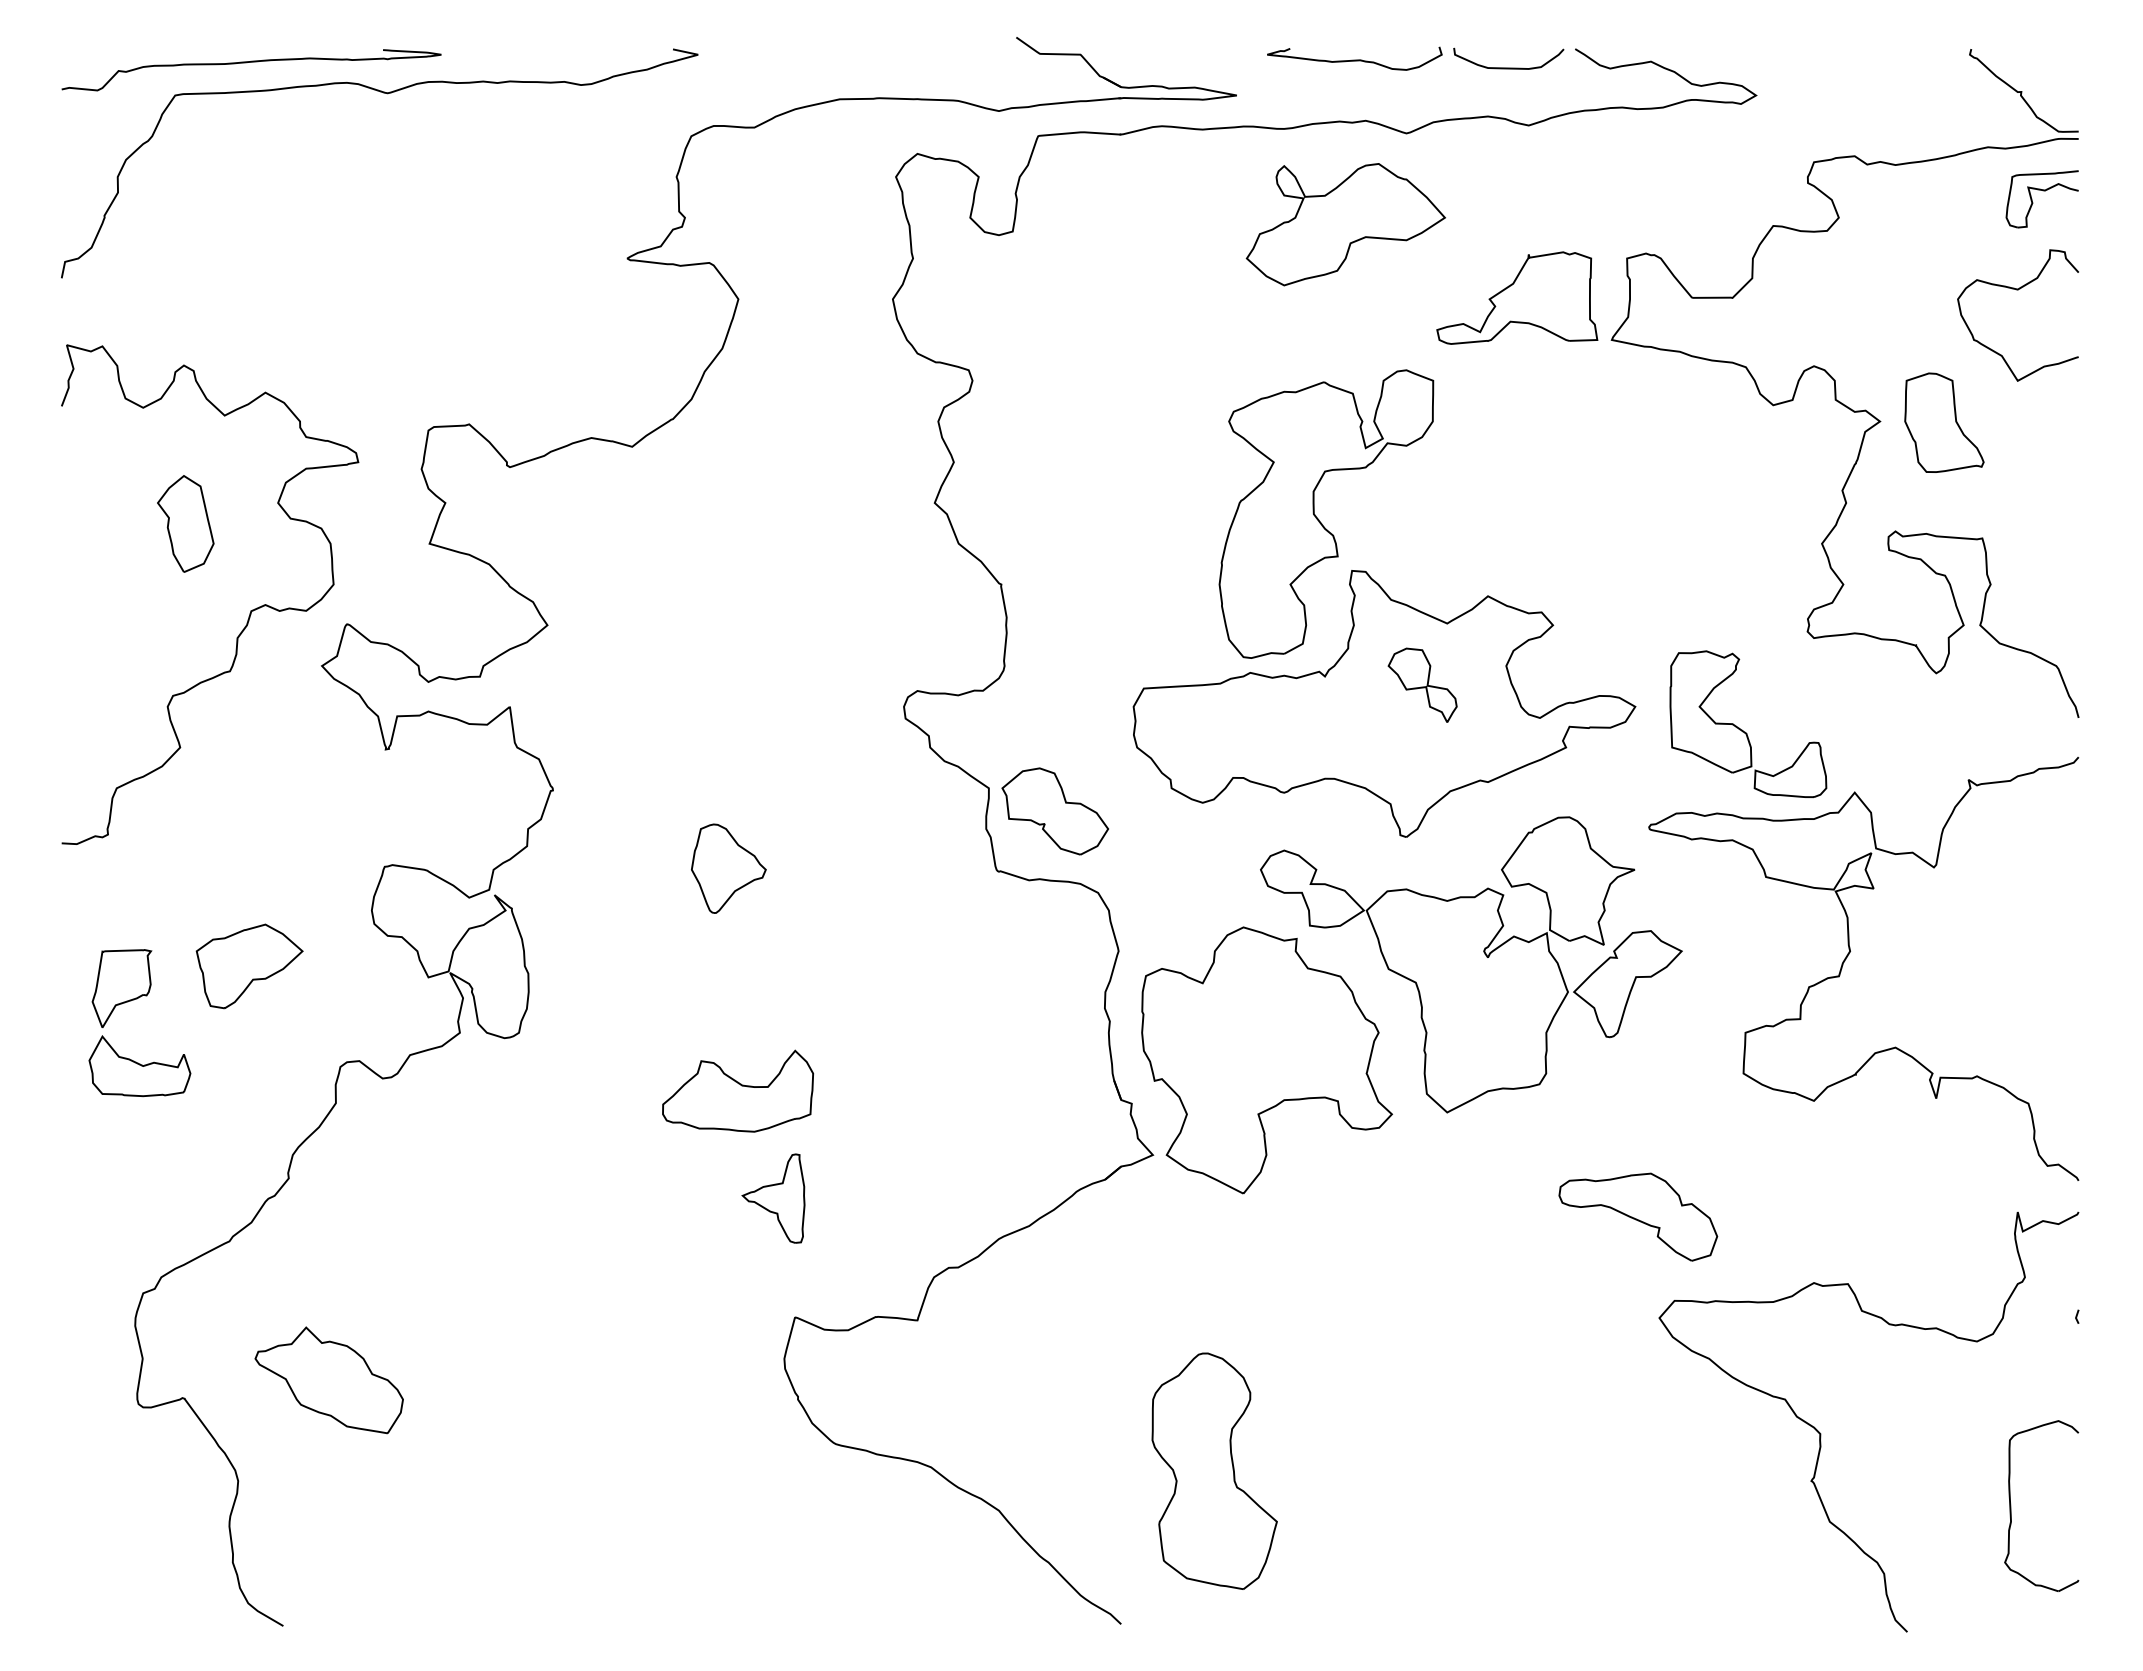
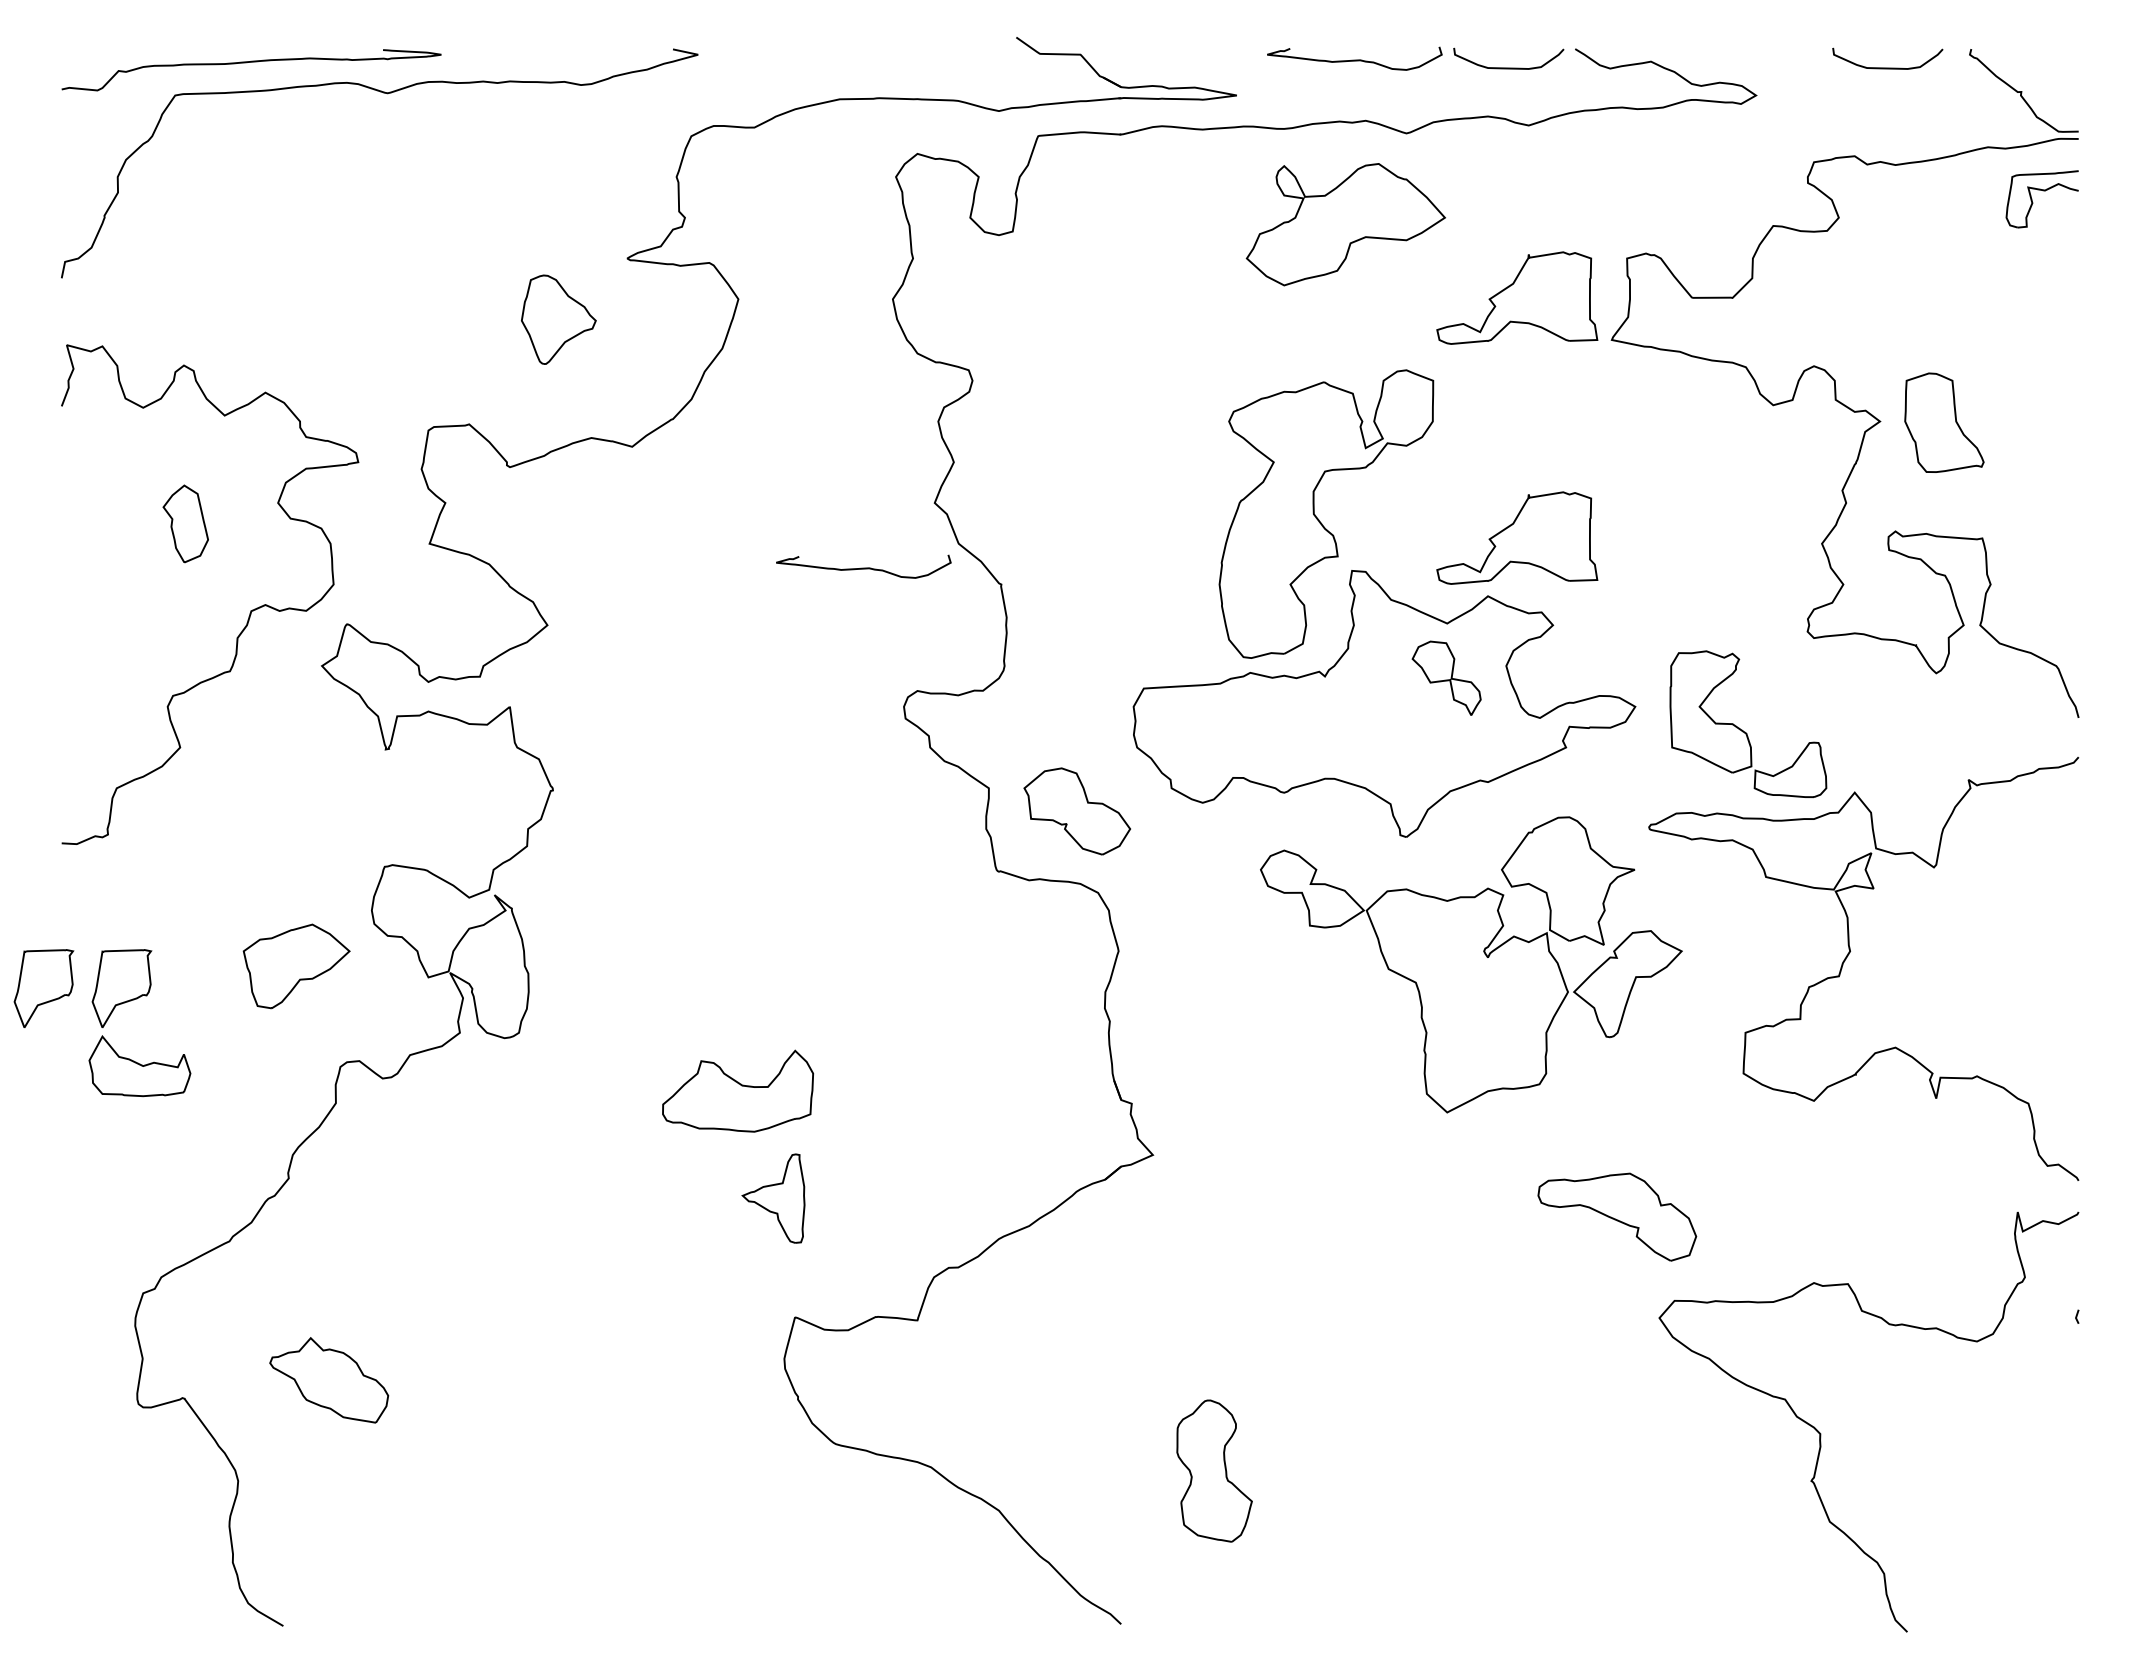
curve: none -> present (1887, 67)
curve: present -> none (2017, 290)
part size: 58x98 px -> 47x80 px (185, 523)
part: none -> present (1517, 537)
curve: none -> present (863, 567)
part position: (1422, 684) -> (1446, 677) (1446, 677)
part position: (1054, 811) -> (1076, 811) (1076, 811)
part position: (728, 868) -> (558, 319) (558, 319)
part position: (249, 966) -> (296, 966) (296, 966)
part: none -> present (43, 988)
part: present -> none (1266, 1060)
part position: (1638, 1216) -> (1617, 1216) (1617, 1216)
part size: 150x109 px -> 121x87 px (329, 1380)
part size: 127x238 px -> 77x144 px (1214, 1470)
part: present -> none (2011, 1505)
